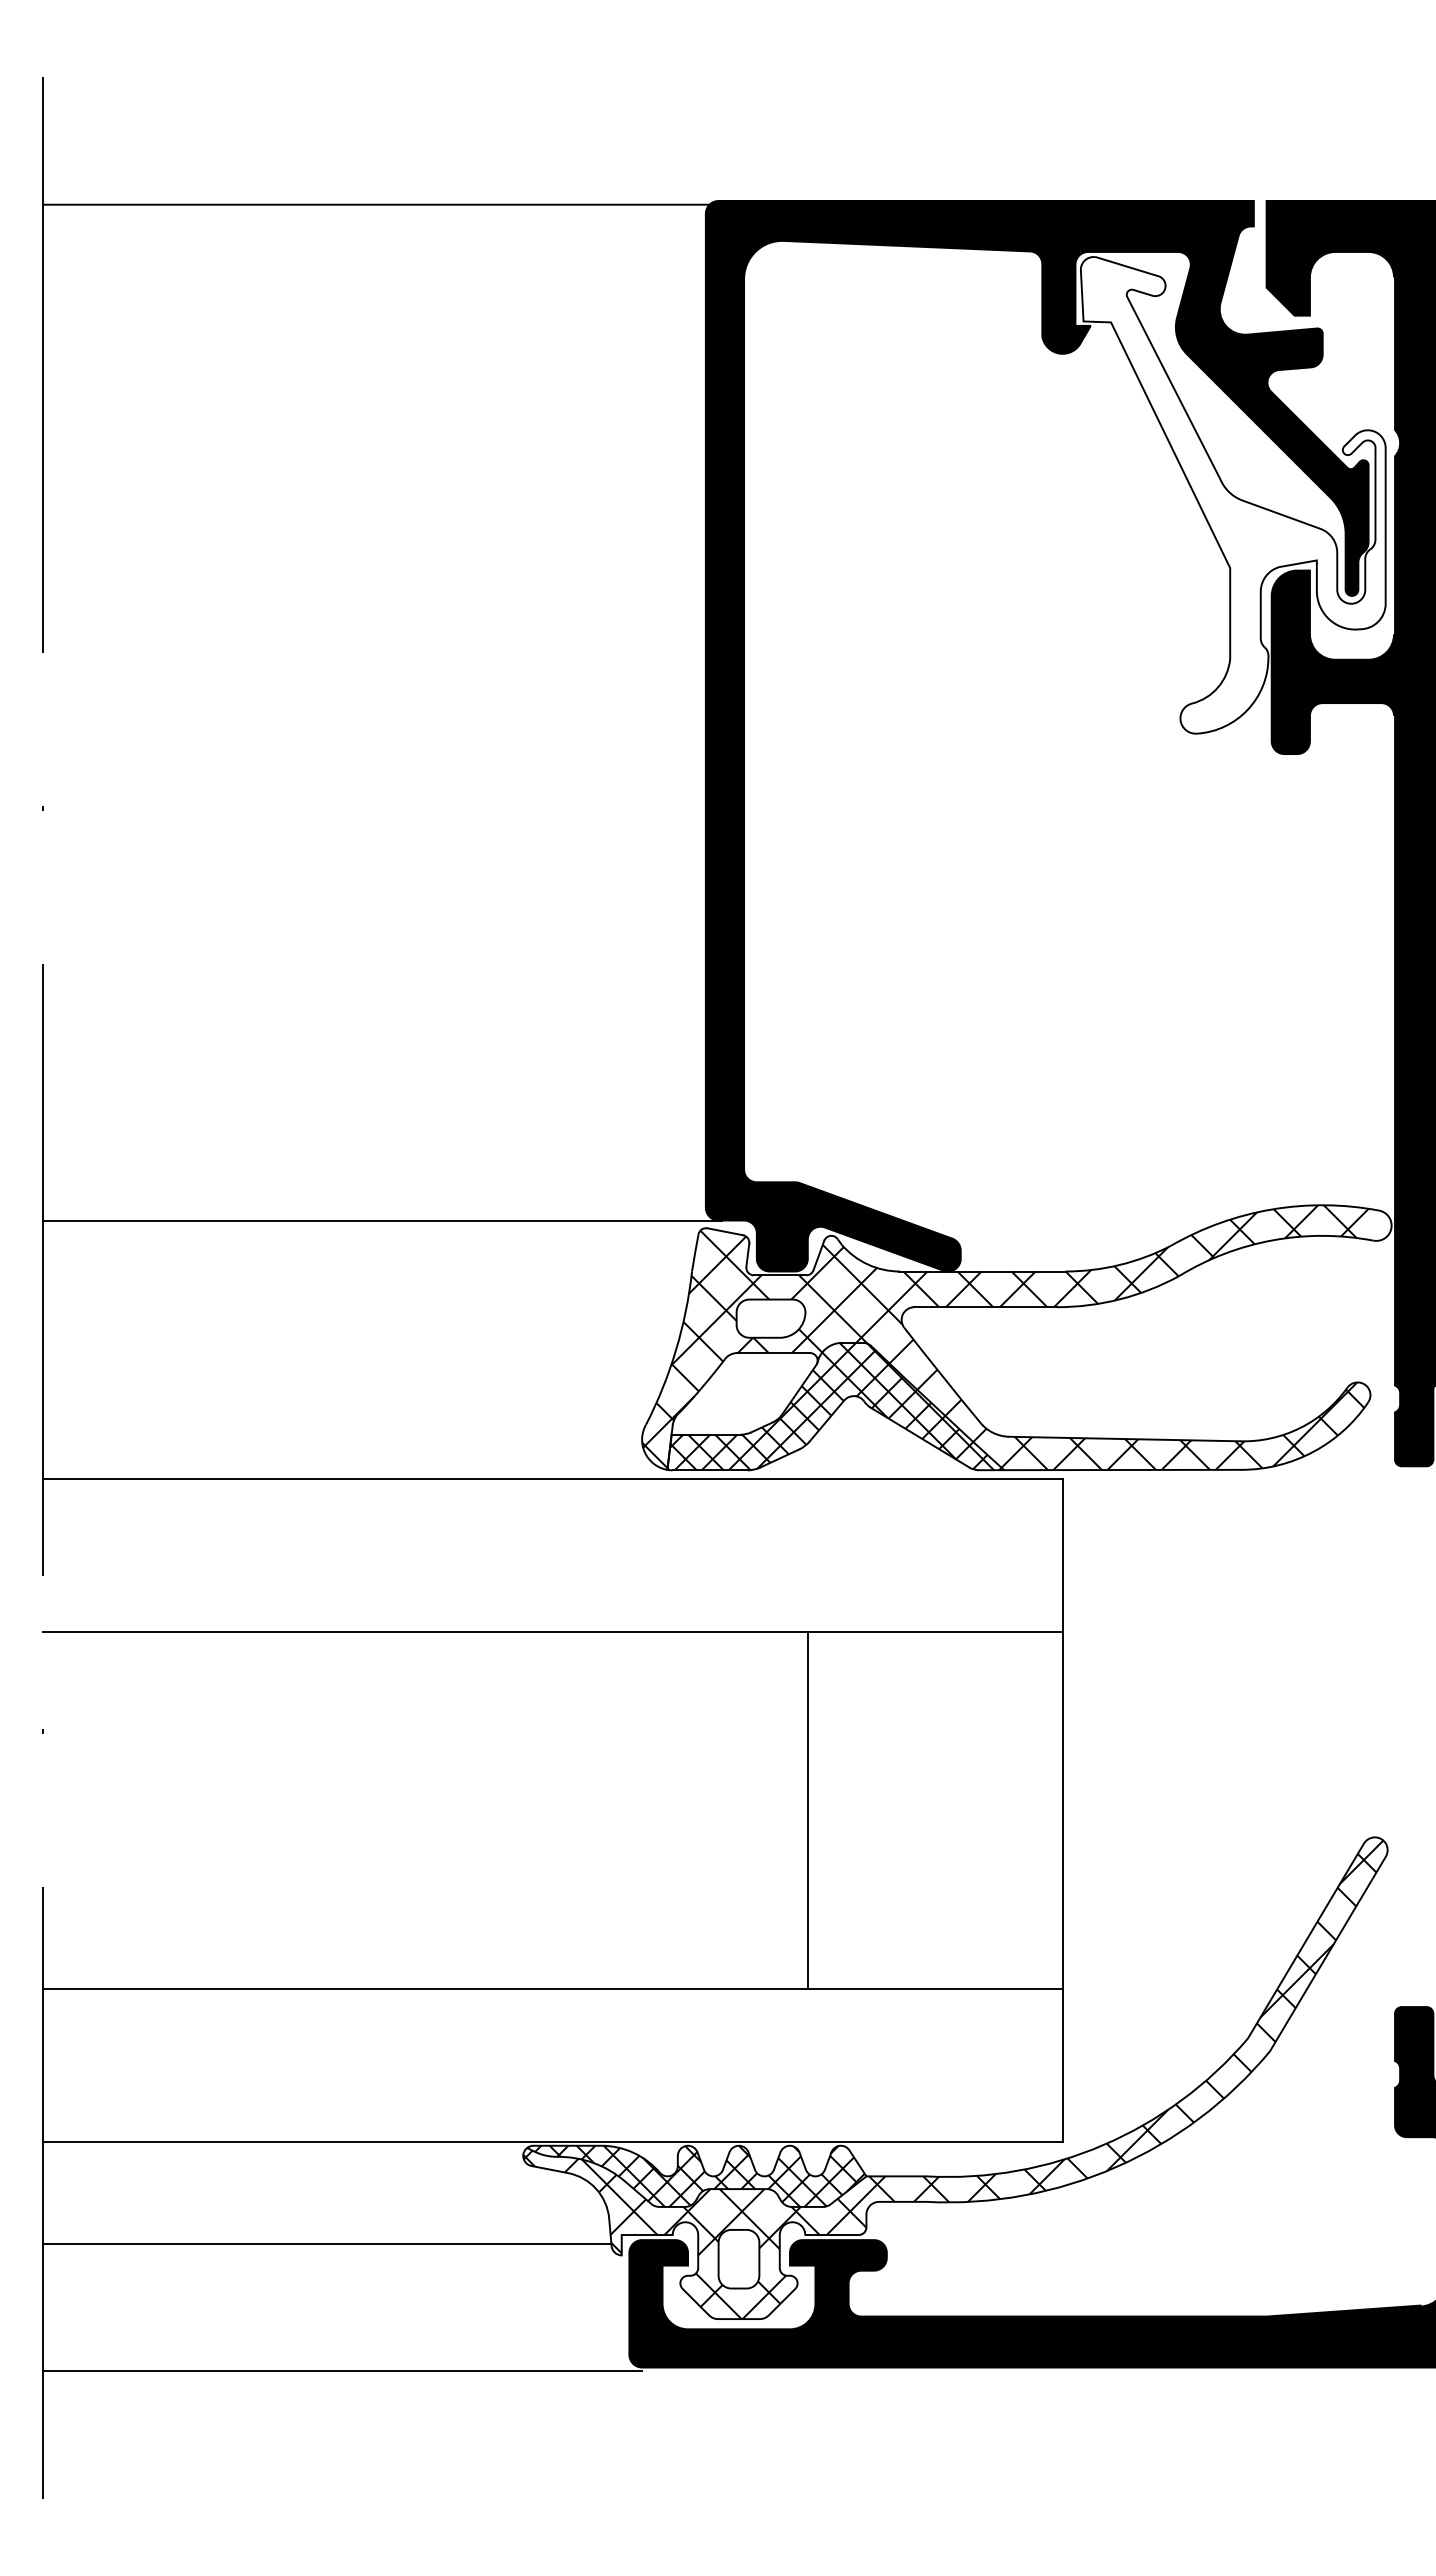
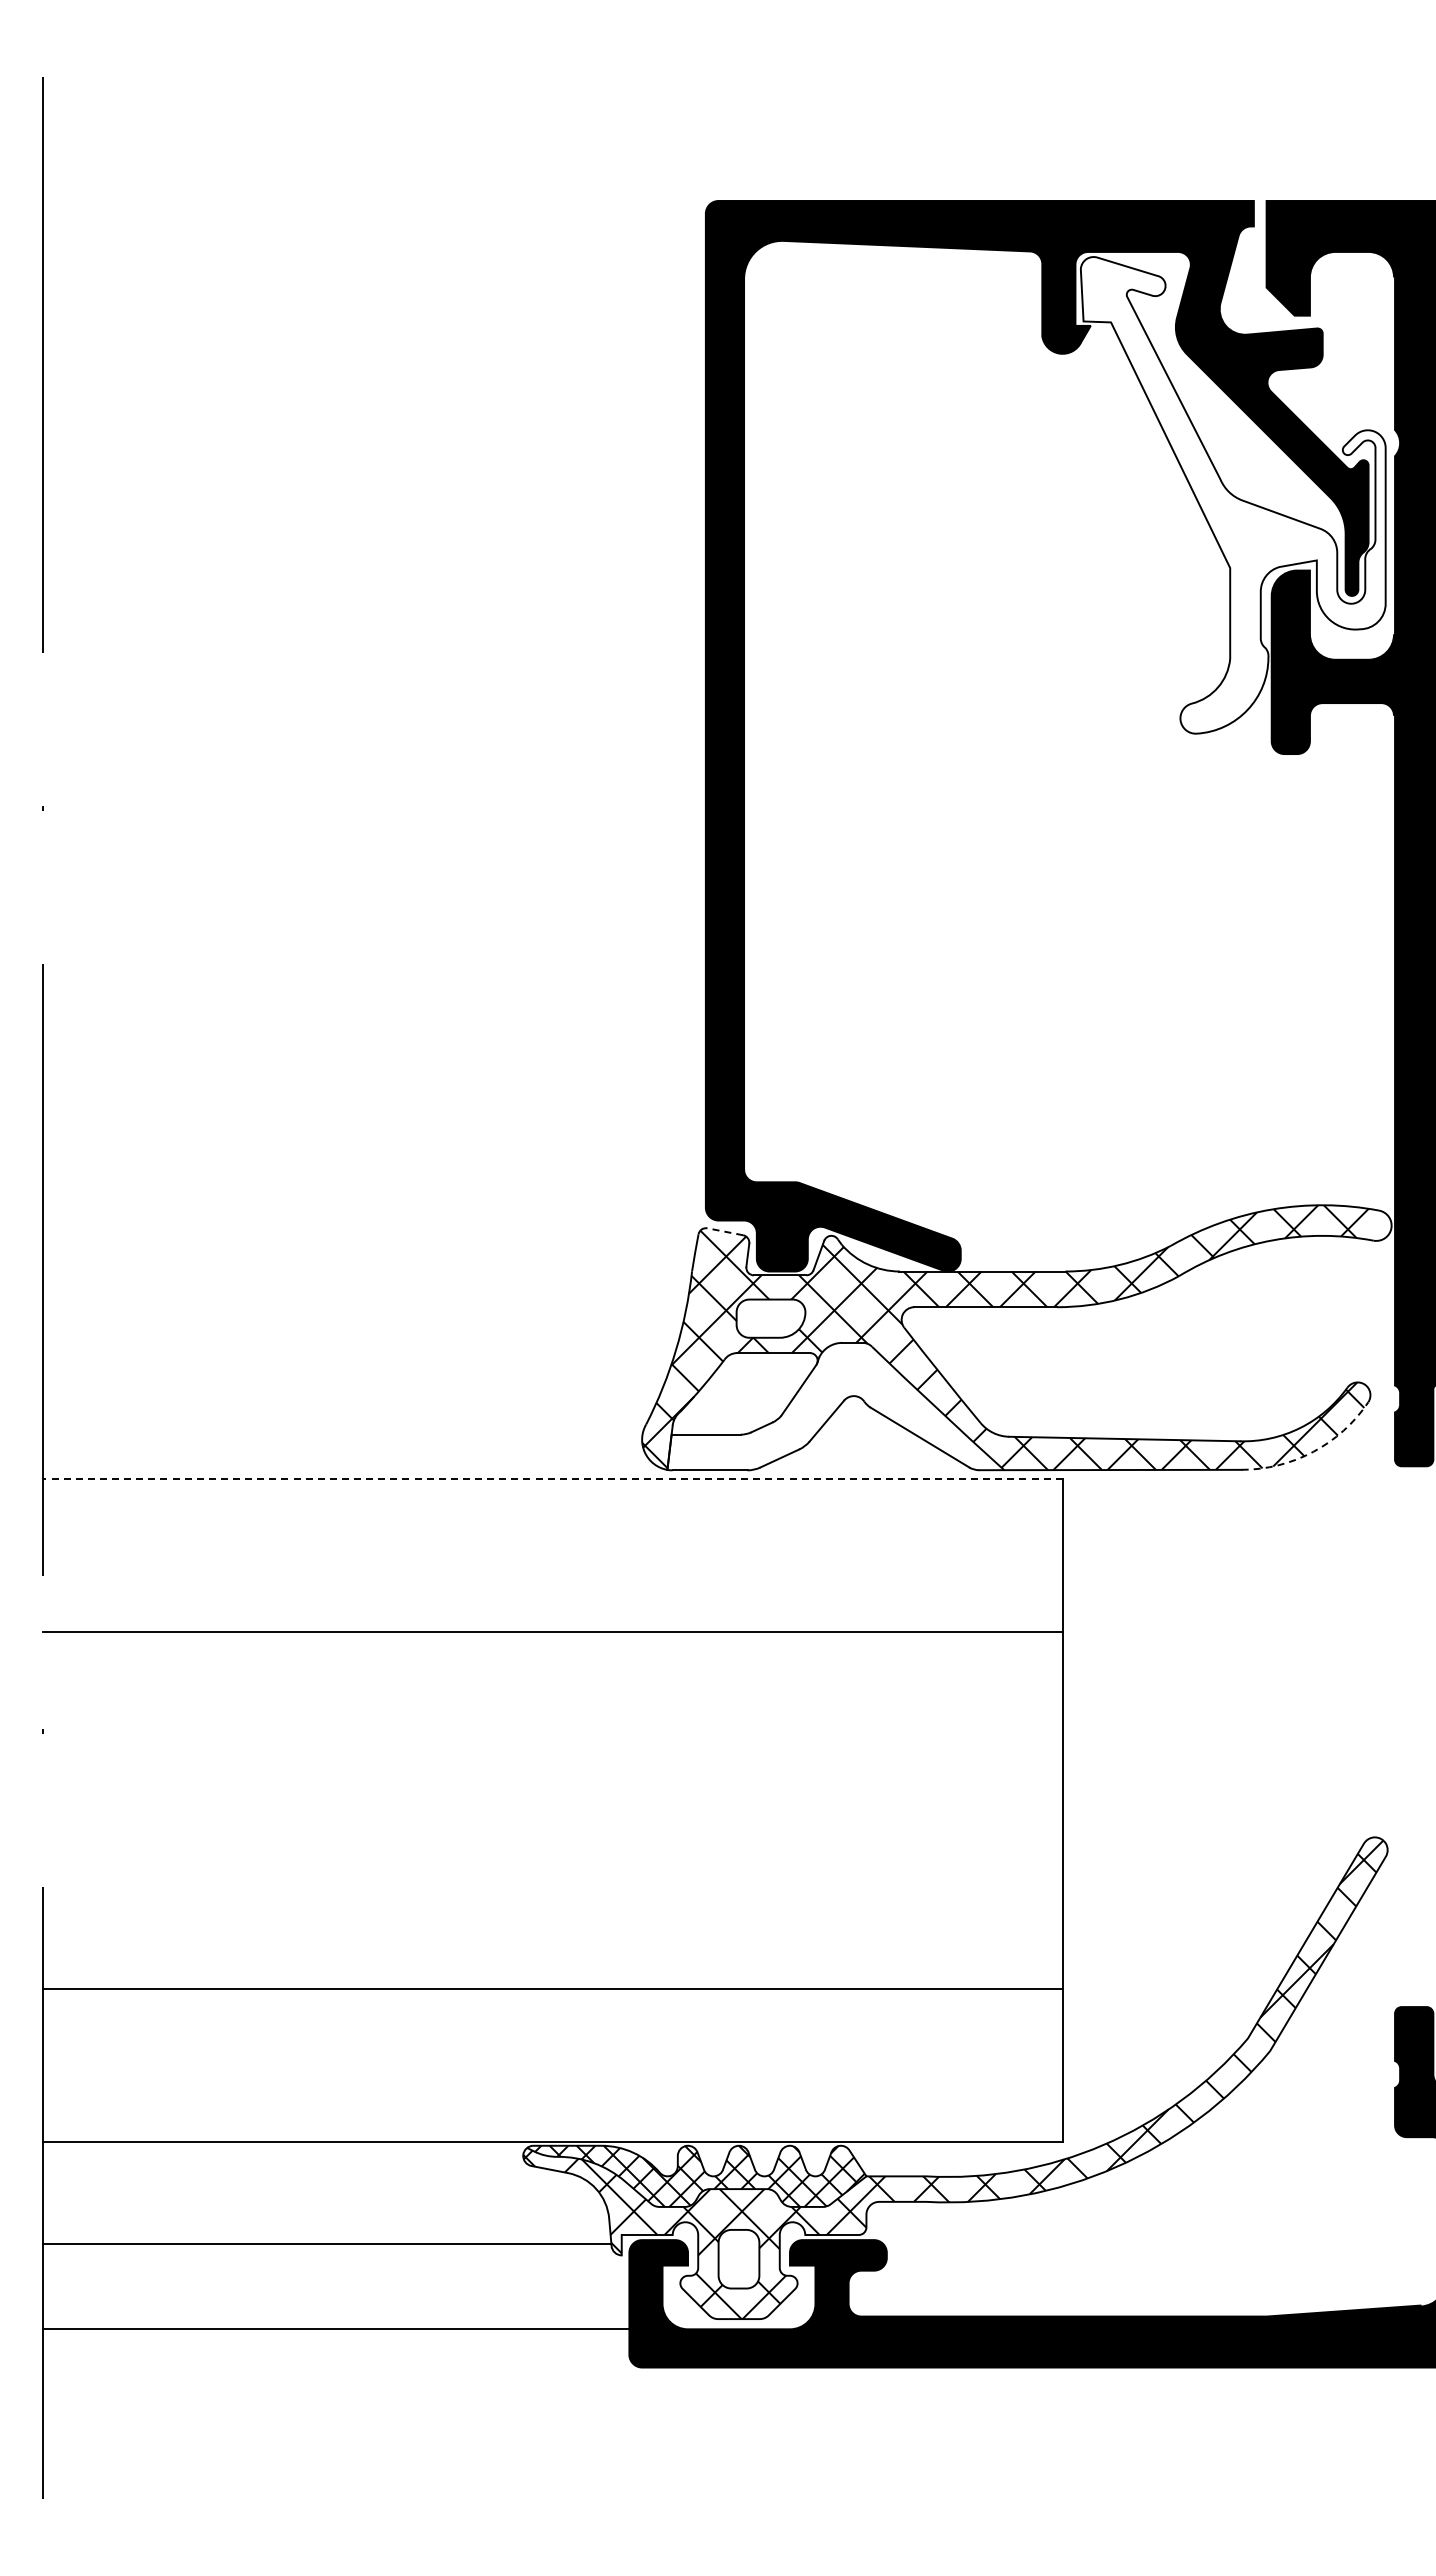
line: present -> none (380, 204)
line: present -> none (382, 1220)
line: solid -> dashed (724, 1231)
hatch: present -> none (834, 1406)
arc: solid -> dashed (1313, 1451)
line: solid -> dashed (552, 1479)
line: present -> none (807, 1810)
line position: (342, 2371) -> (342, 2329) (342, 2329)
